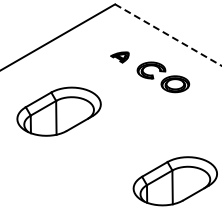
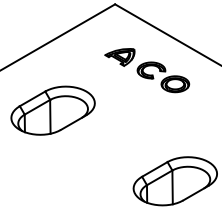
line: dashed -> solid (168, 35)
part size: 20x13 px -> 32x19 px (119, 57)
part position: (58, 111) -> (52, 110) (52, 110)
